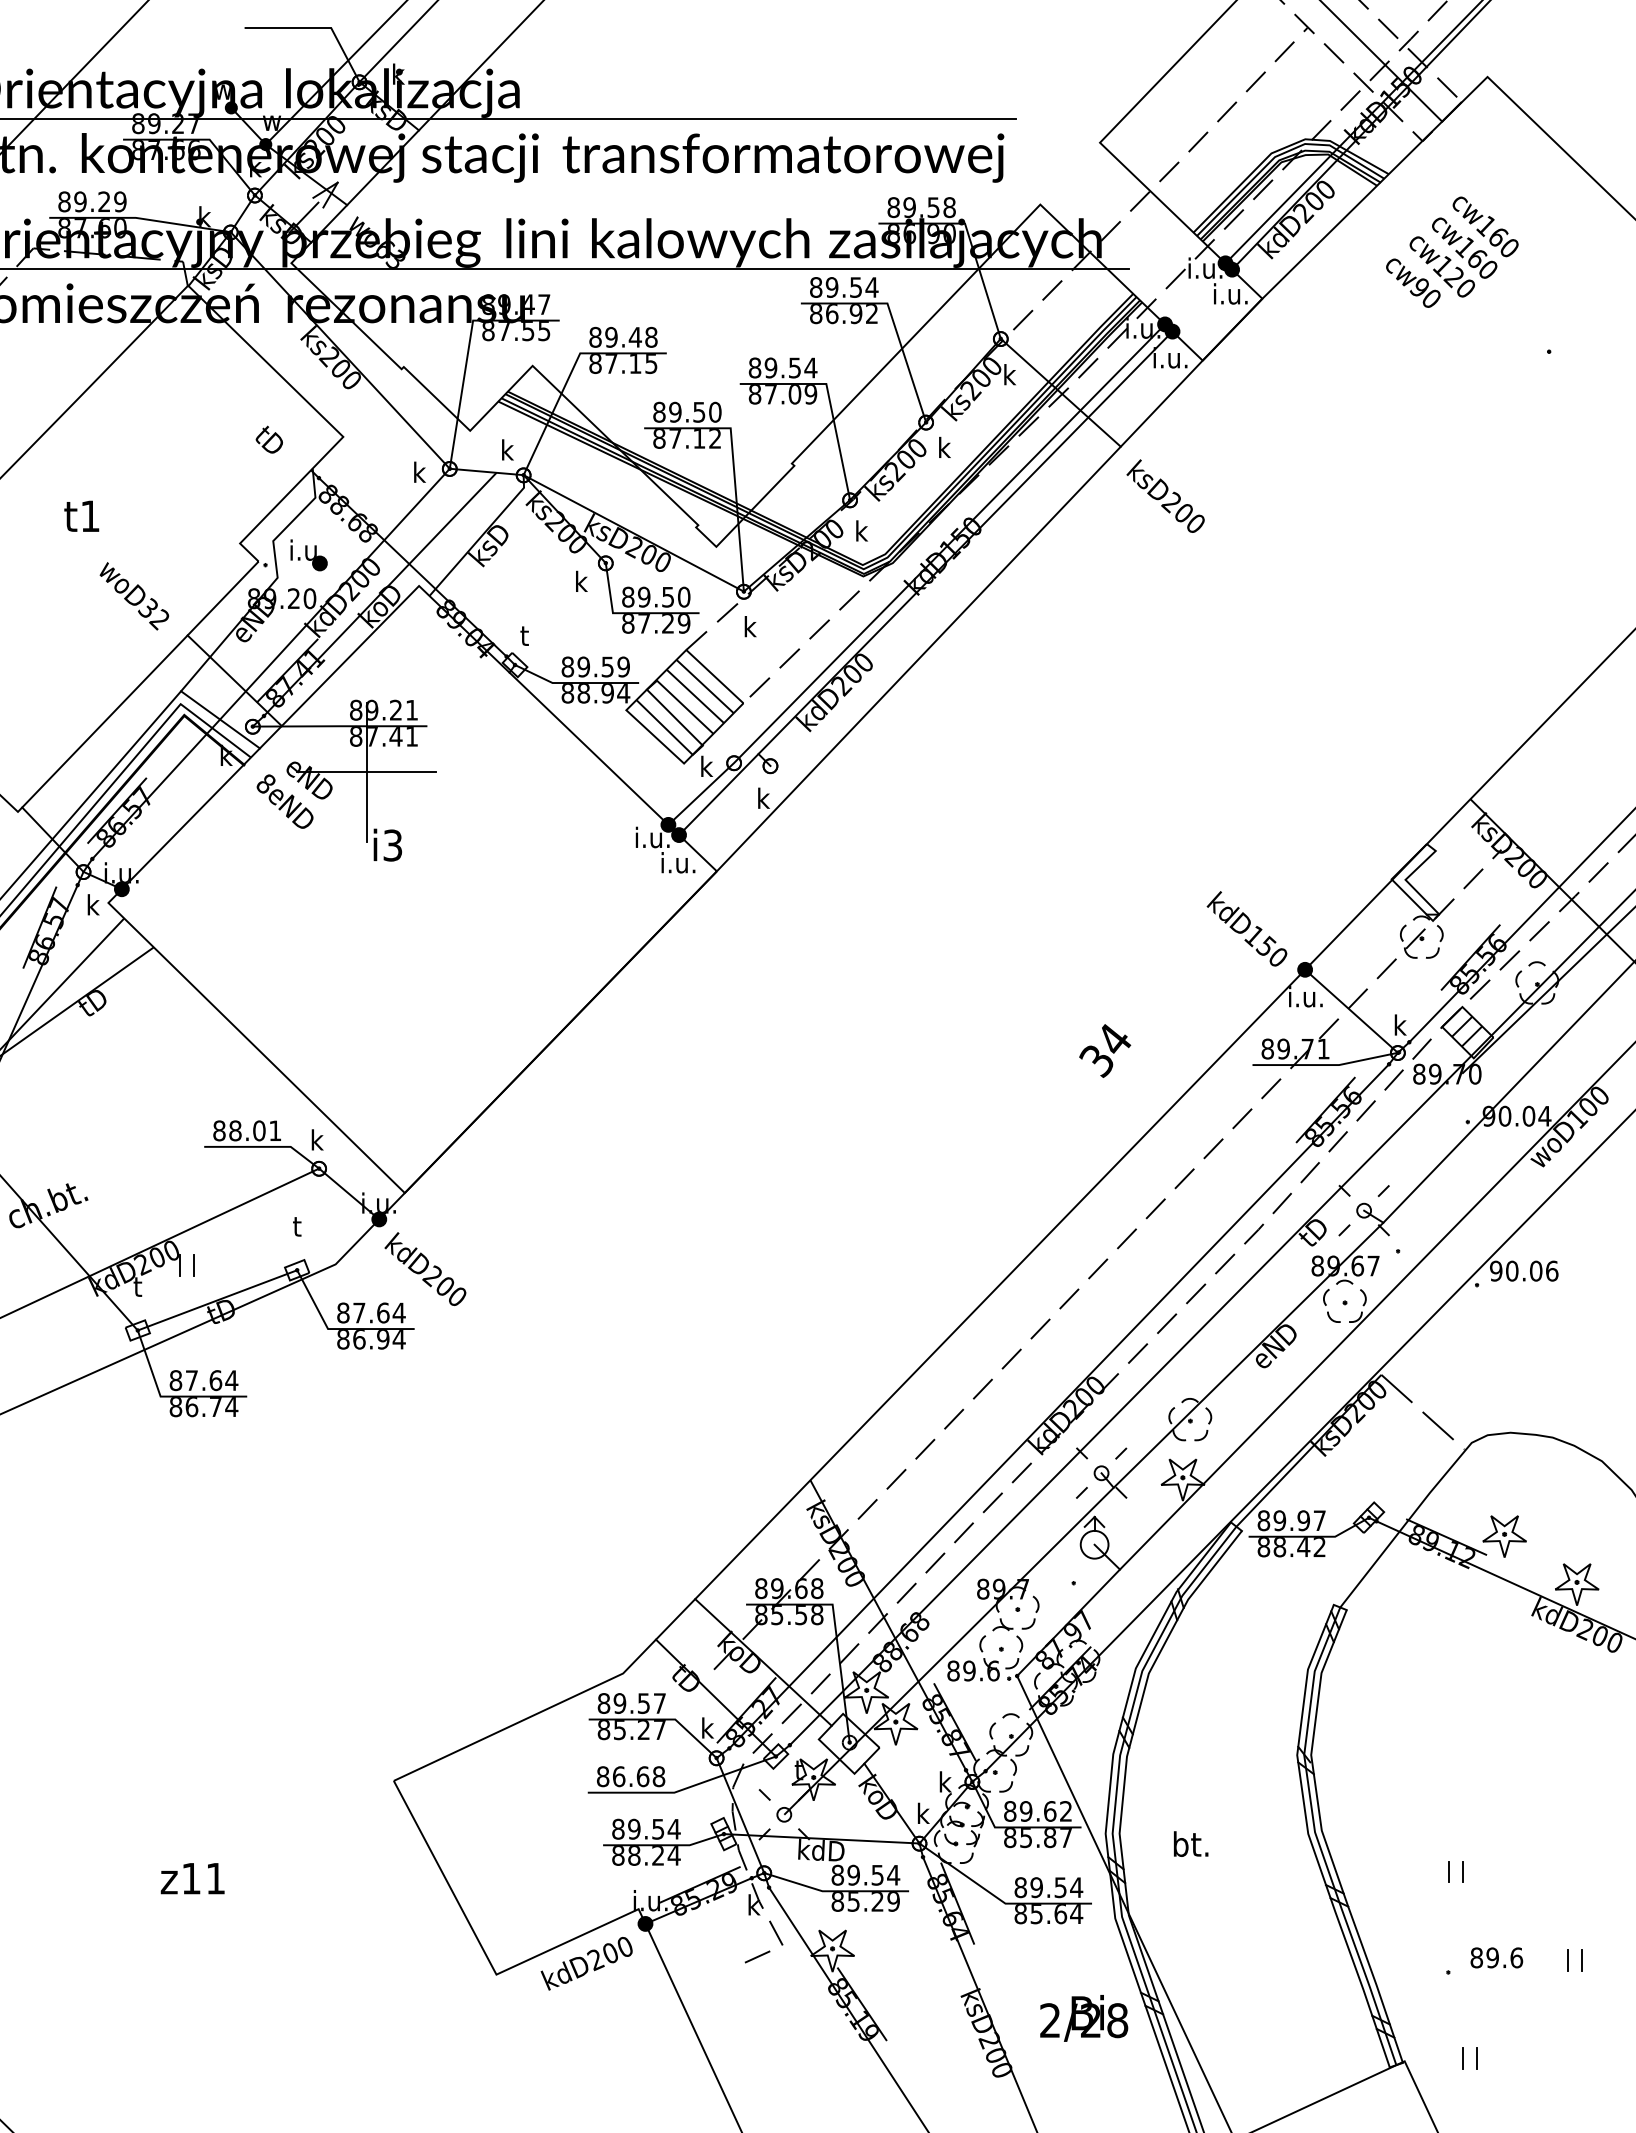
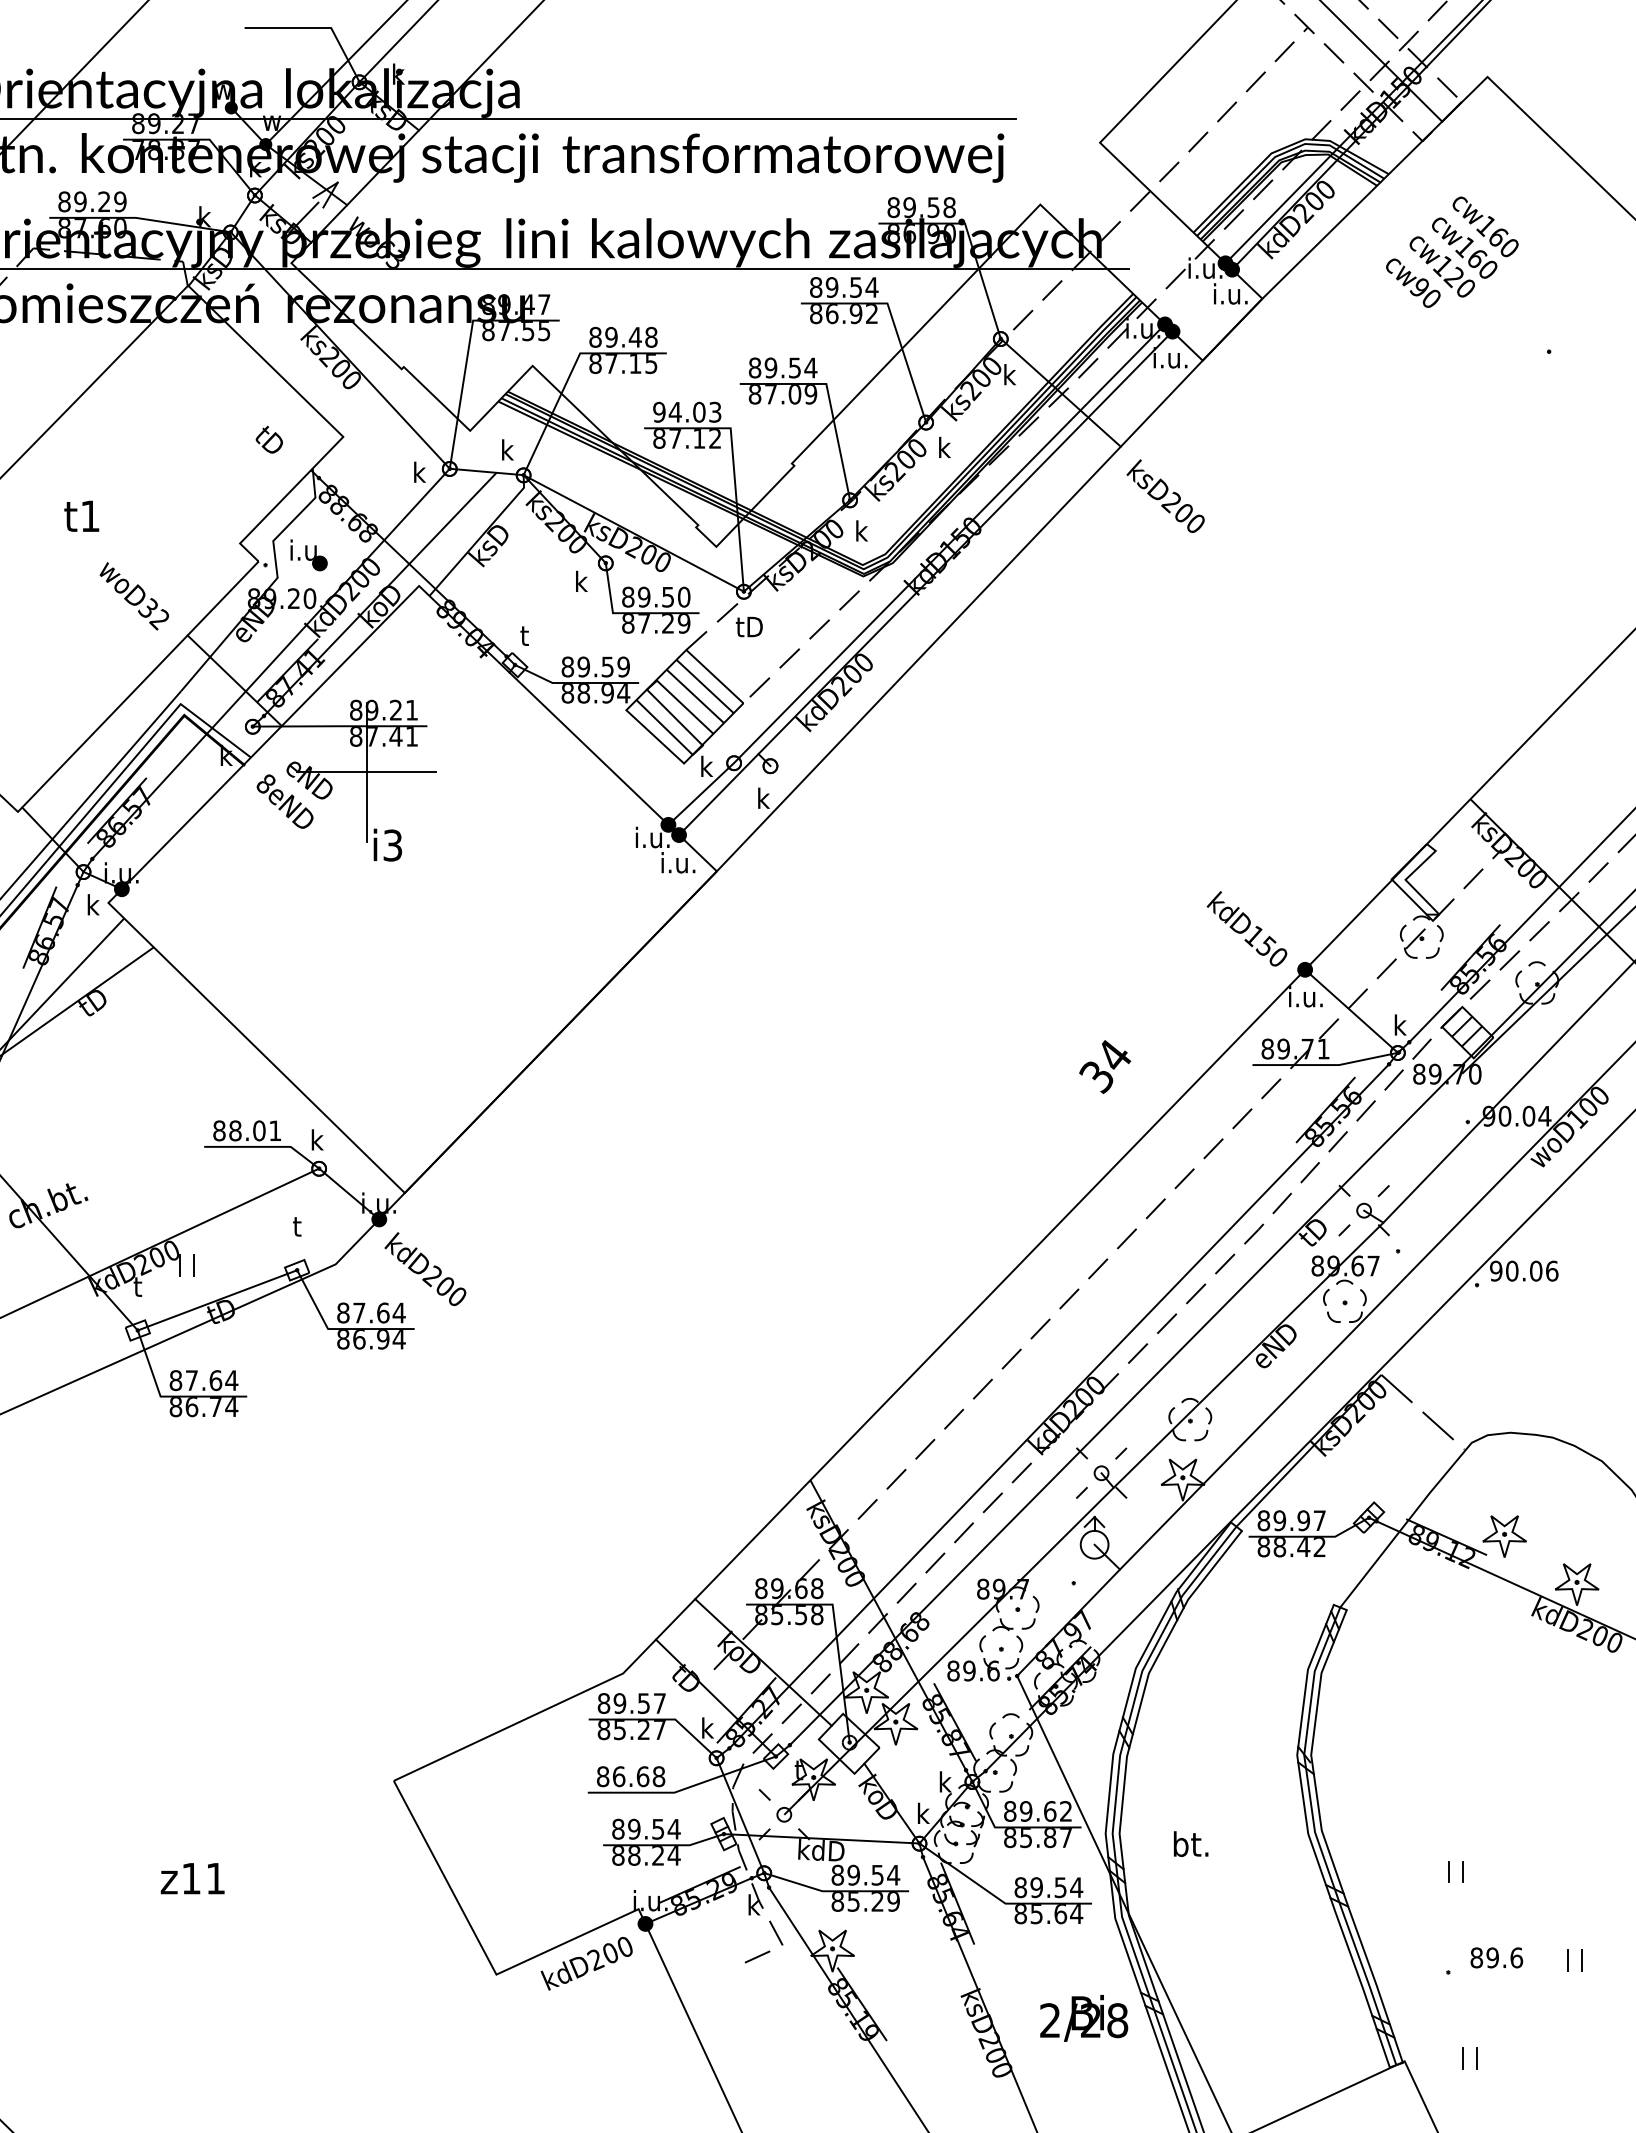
text: 87.66 -> 78.37 (166, 150)
text: 89.50 -> 94.03 (687, 411)
text: k -> tD (748, 626)
line: present -> none (220, 719)
text position: (1105, 1050) -> (1105, 1066) (1105, 1066)
